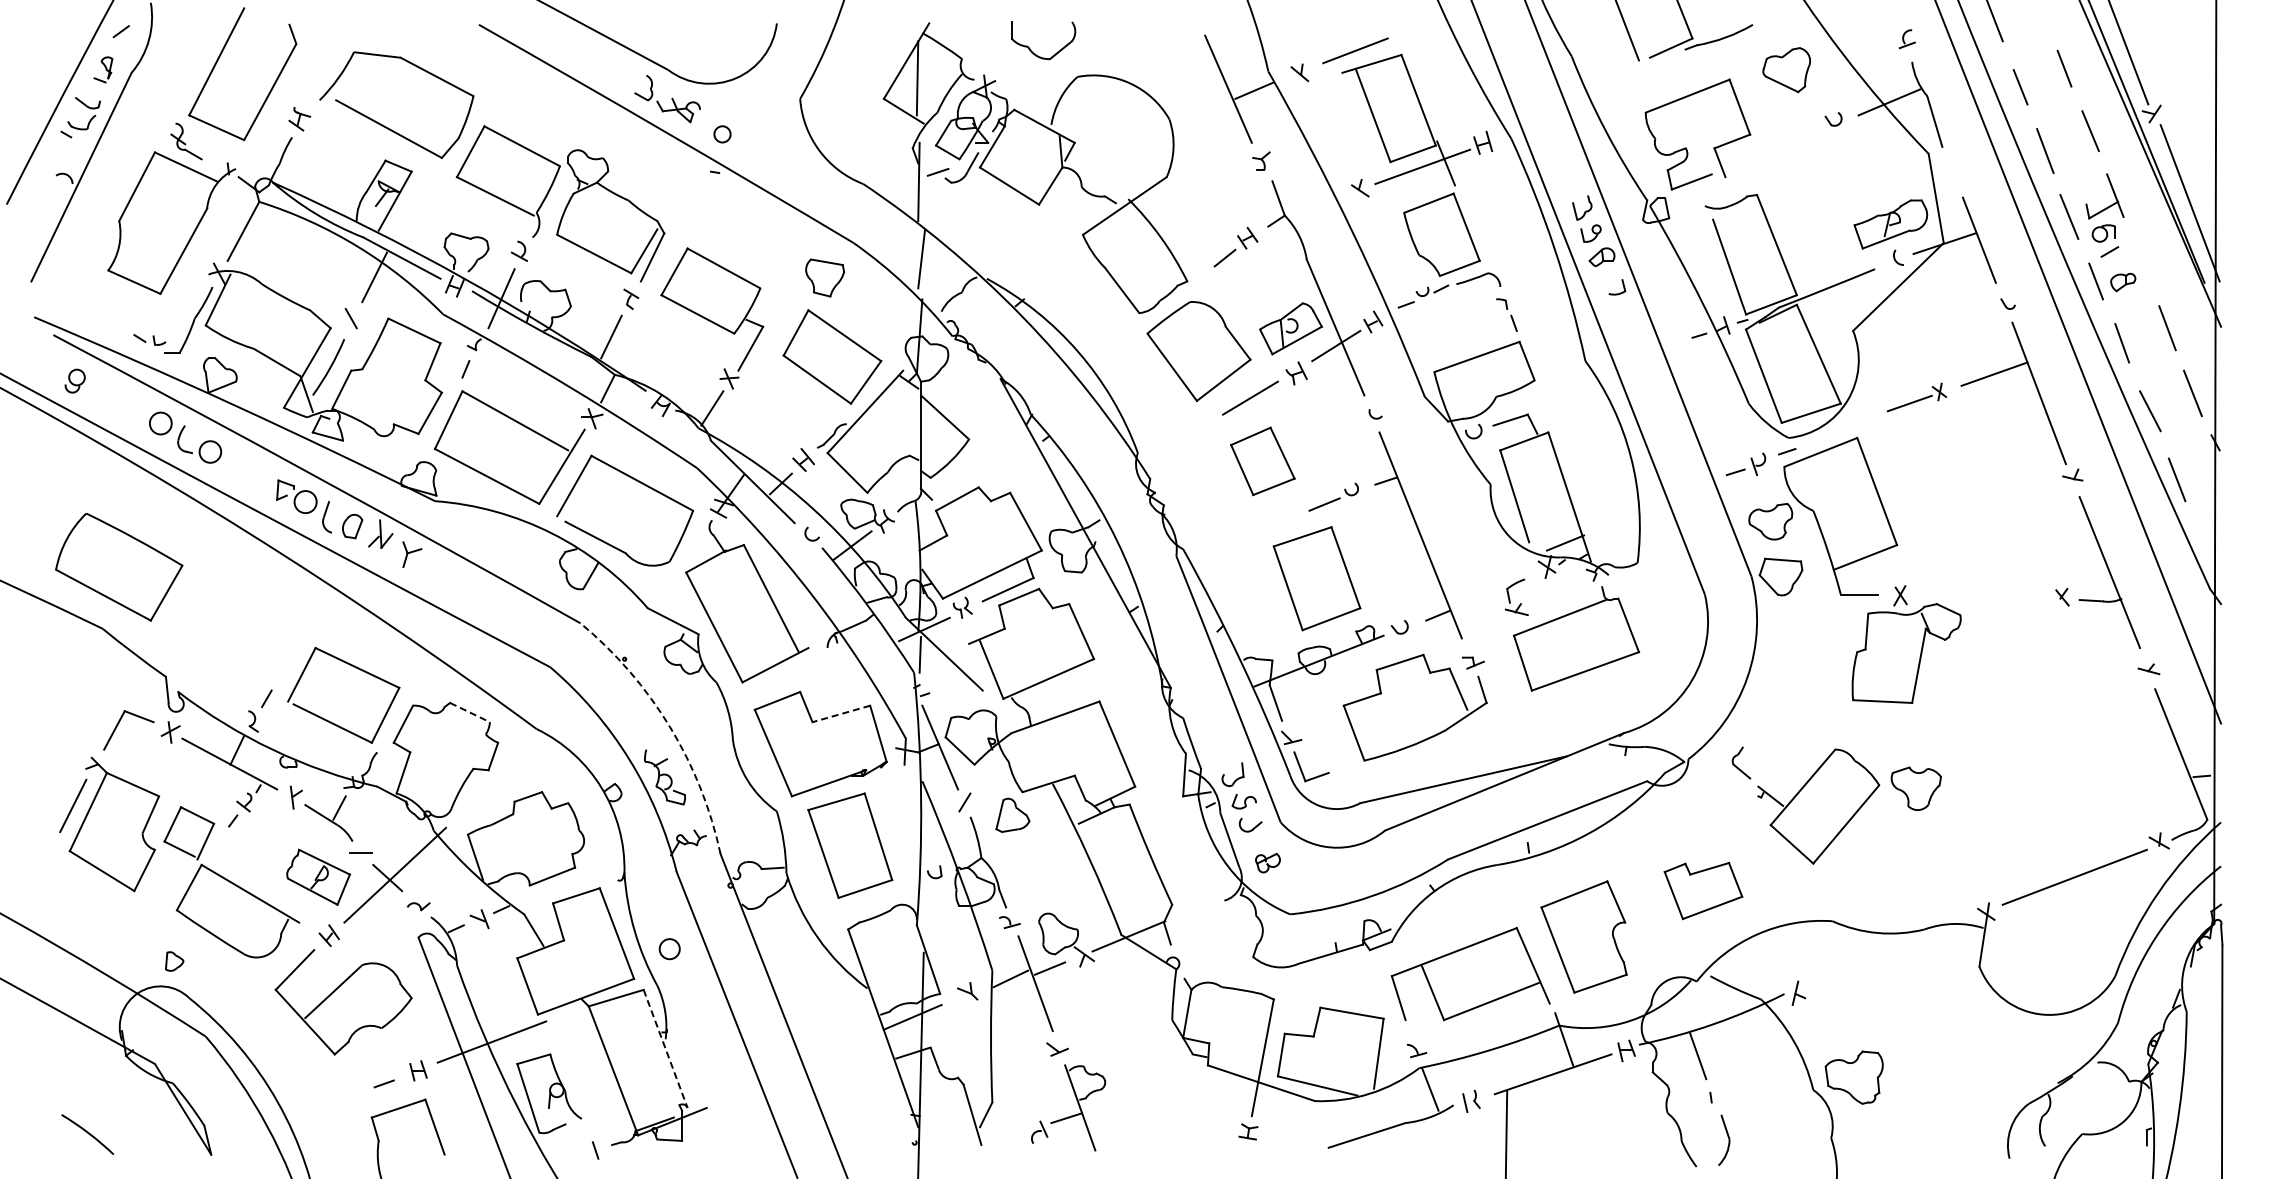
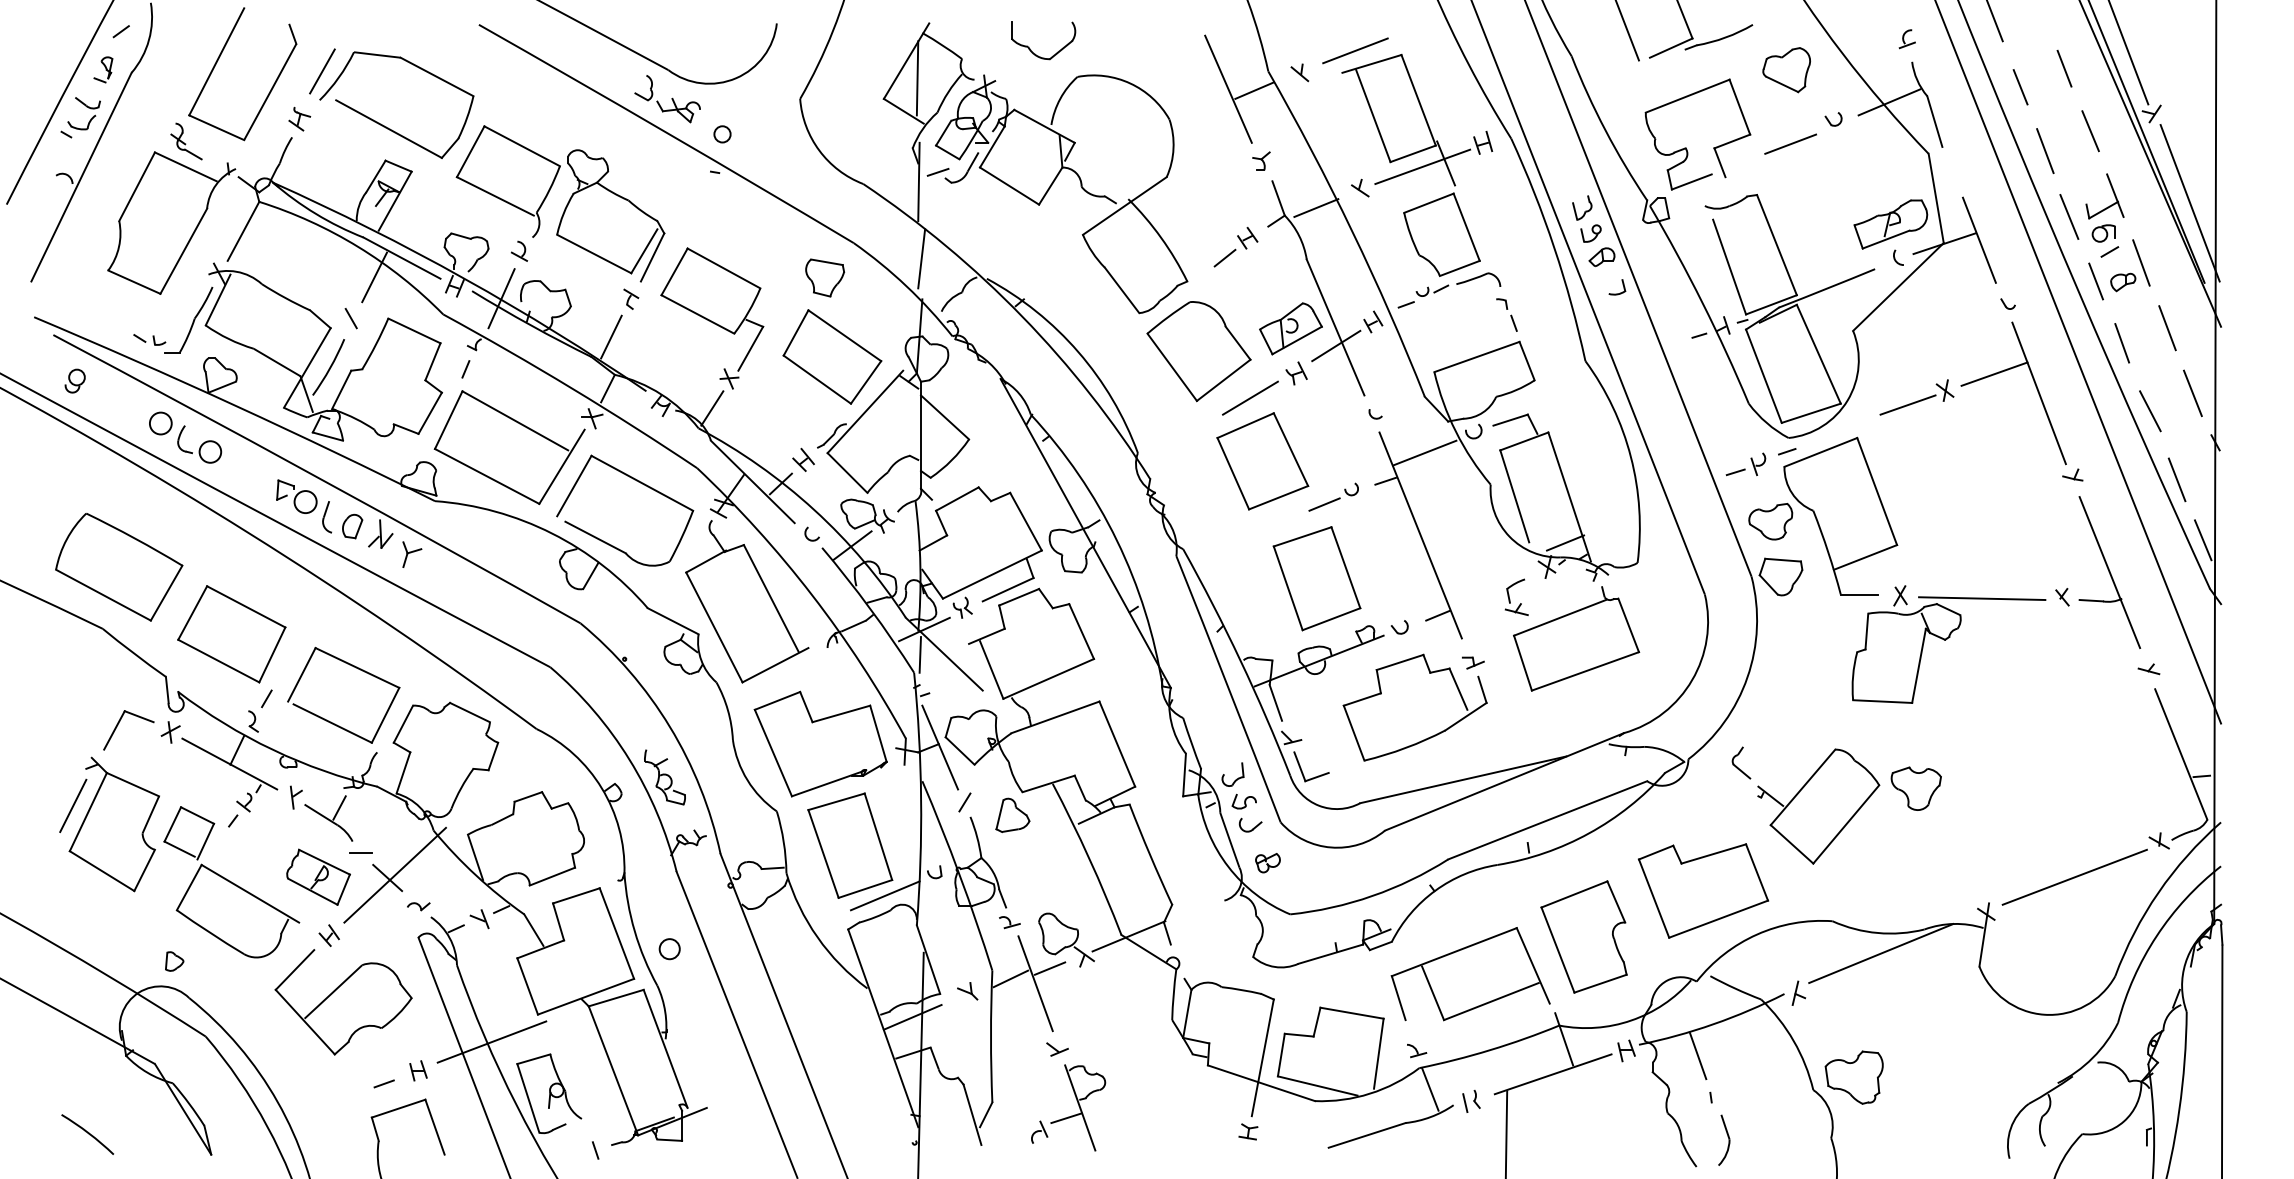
line: none -> present (322, 71)
line: none -> present (1790, 143)
line: none -> present (1316, 207)
line: none -> present (2141, 262)
part size: 61x31 px -> 76x37 px (1916, 397)
line: none -> present (1424, 452)
part size: 66x71 px -> 94x99 px (1262, 461)
line: none -> present (2202, 540)
line: none -> present (1982, 598)
part: none -> present (231, 634)
line: dashed -> solid (470, 712)
line: dashed -> solid (841, 713)
arc: dashed -> solid (669, 726)
part size: 81x60 px -> 133x96 px (1703, 890)
line: none -> present (884, 895)
line: none -> present (1881, 953)
line: dashed -> solid (665, 1048)
